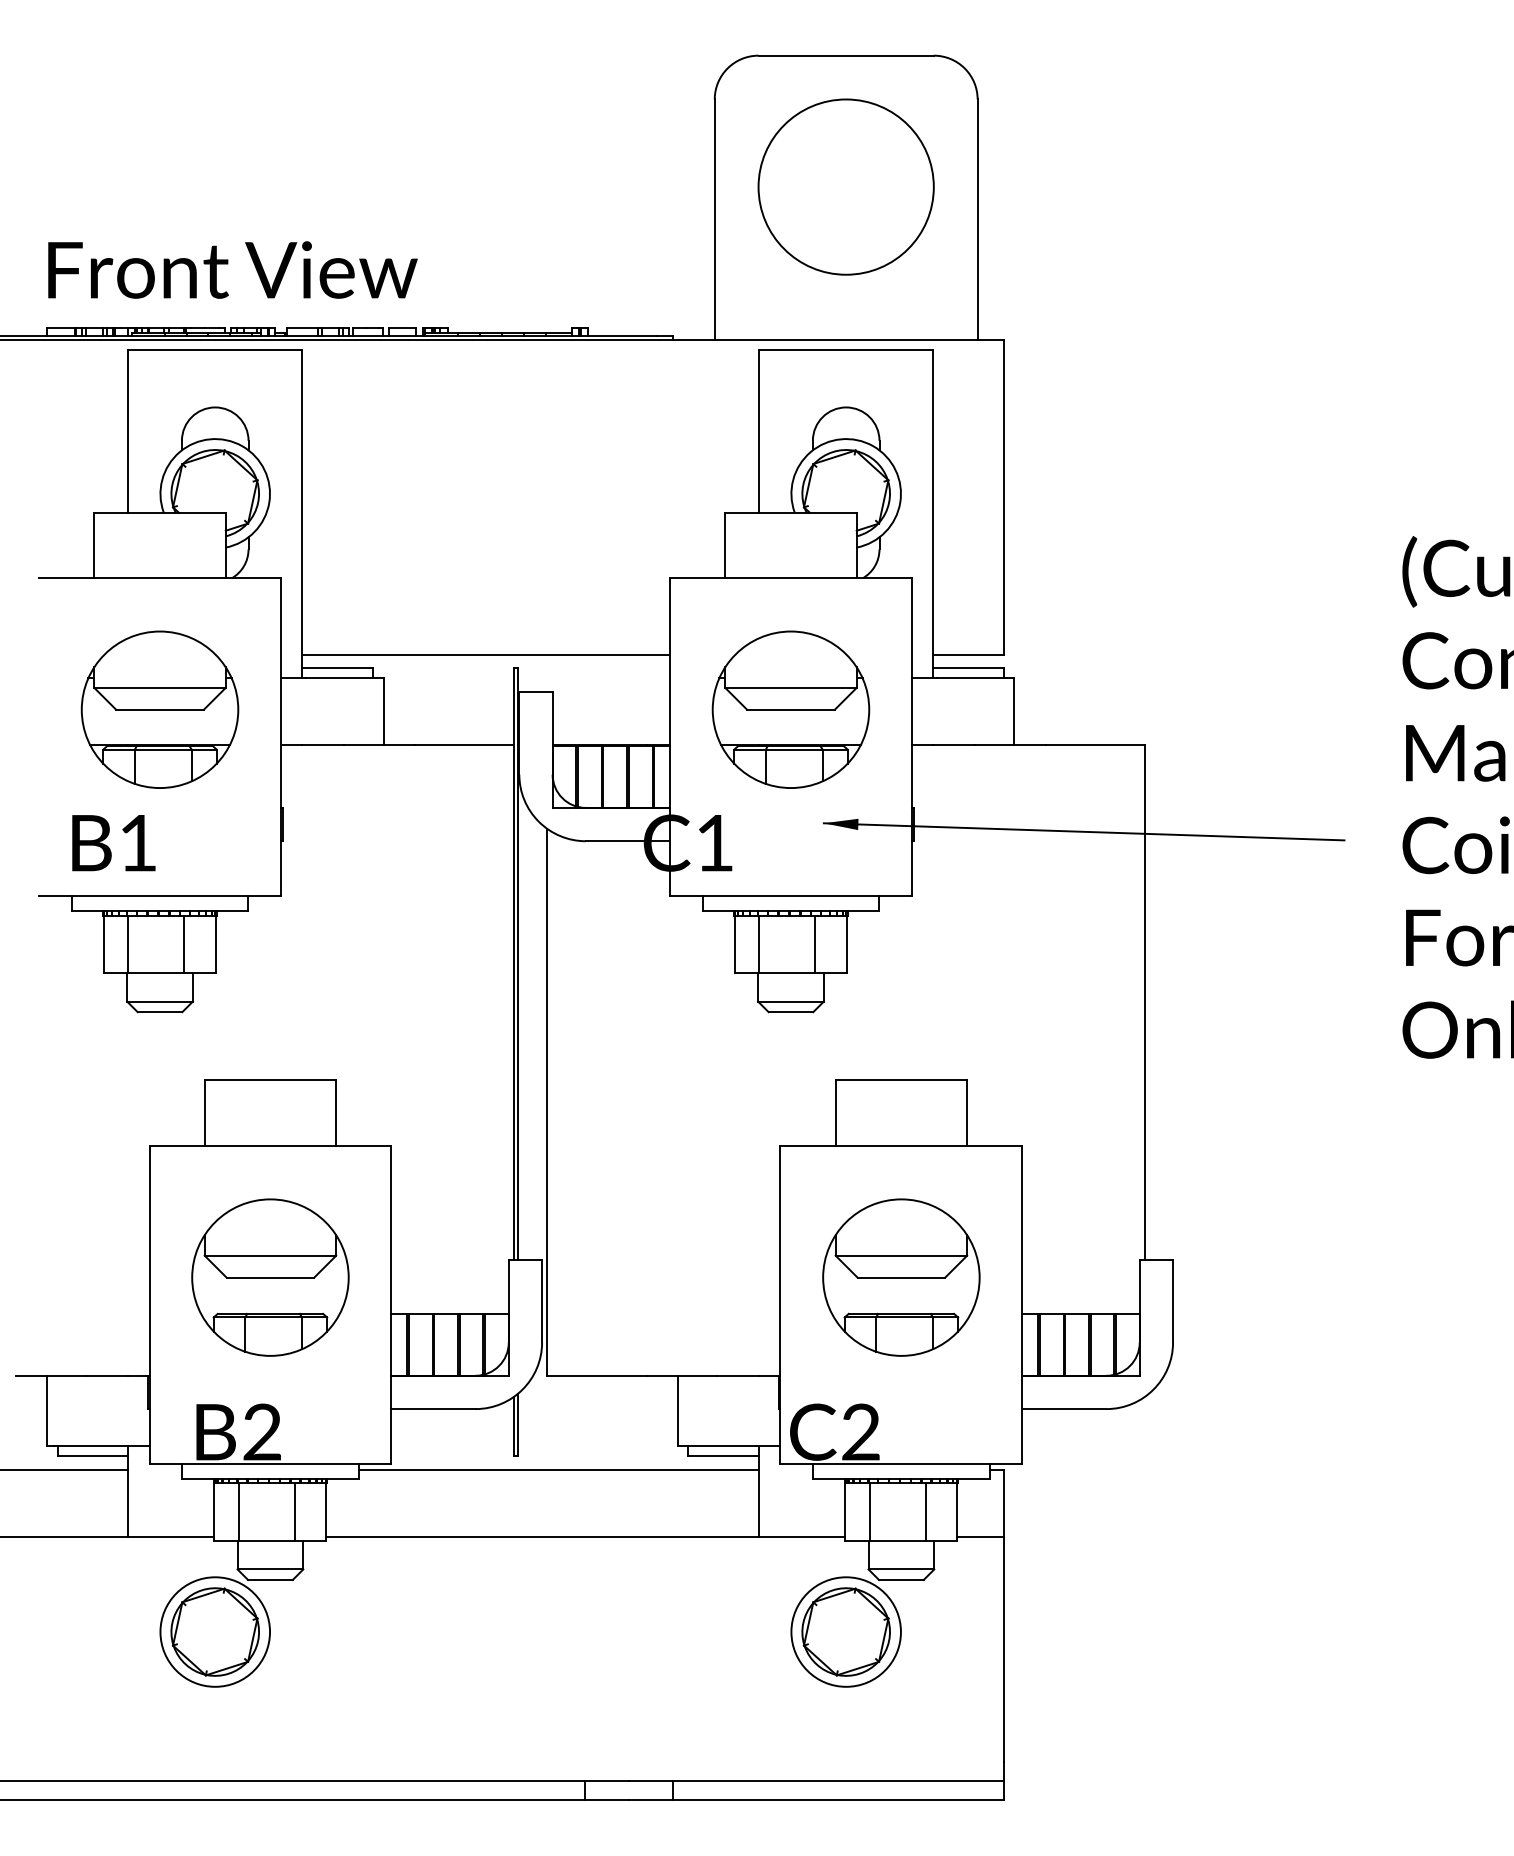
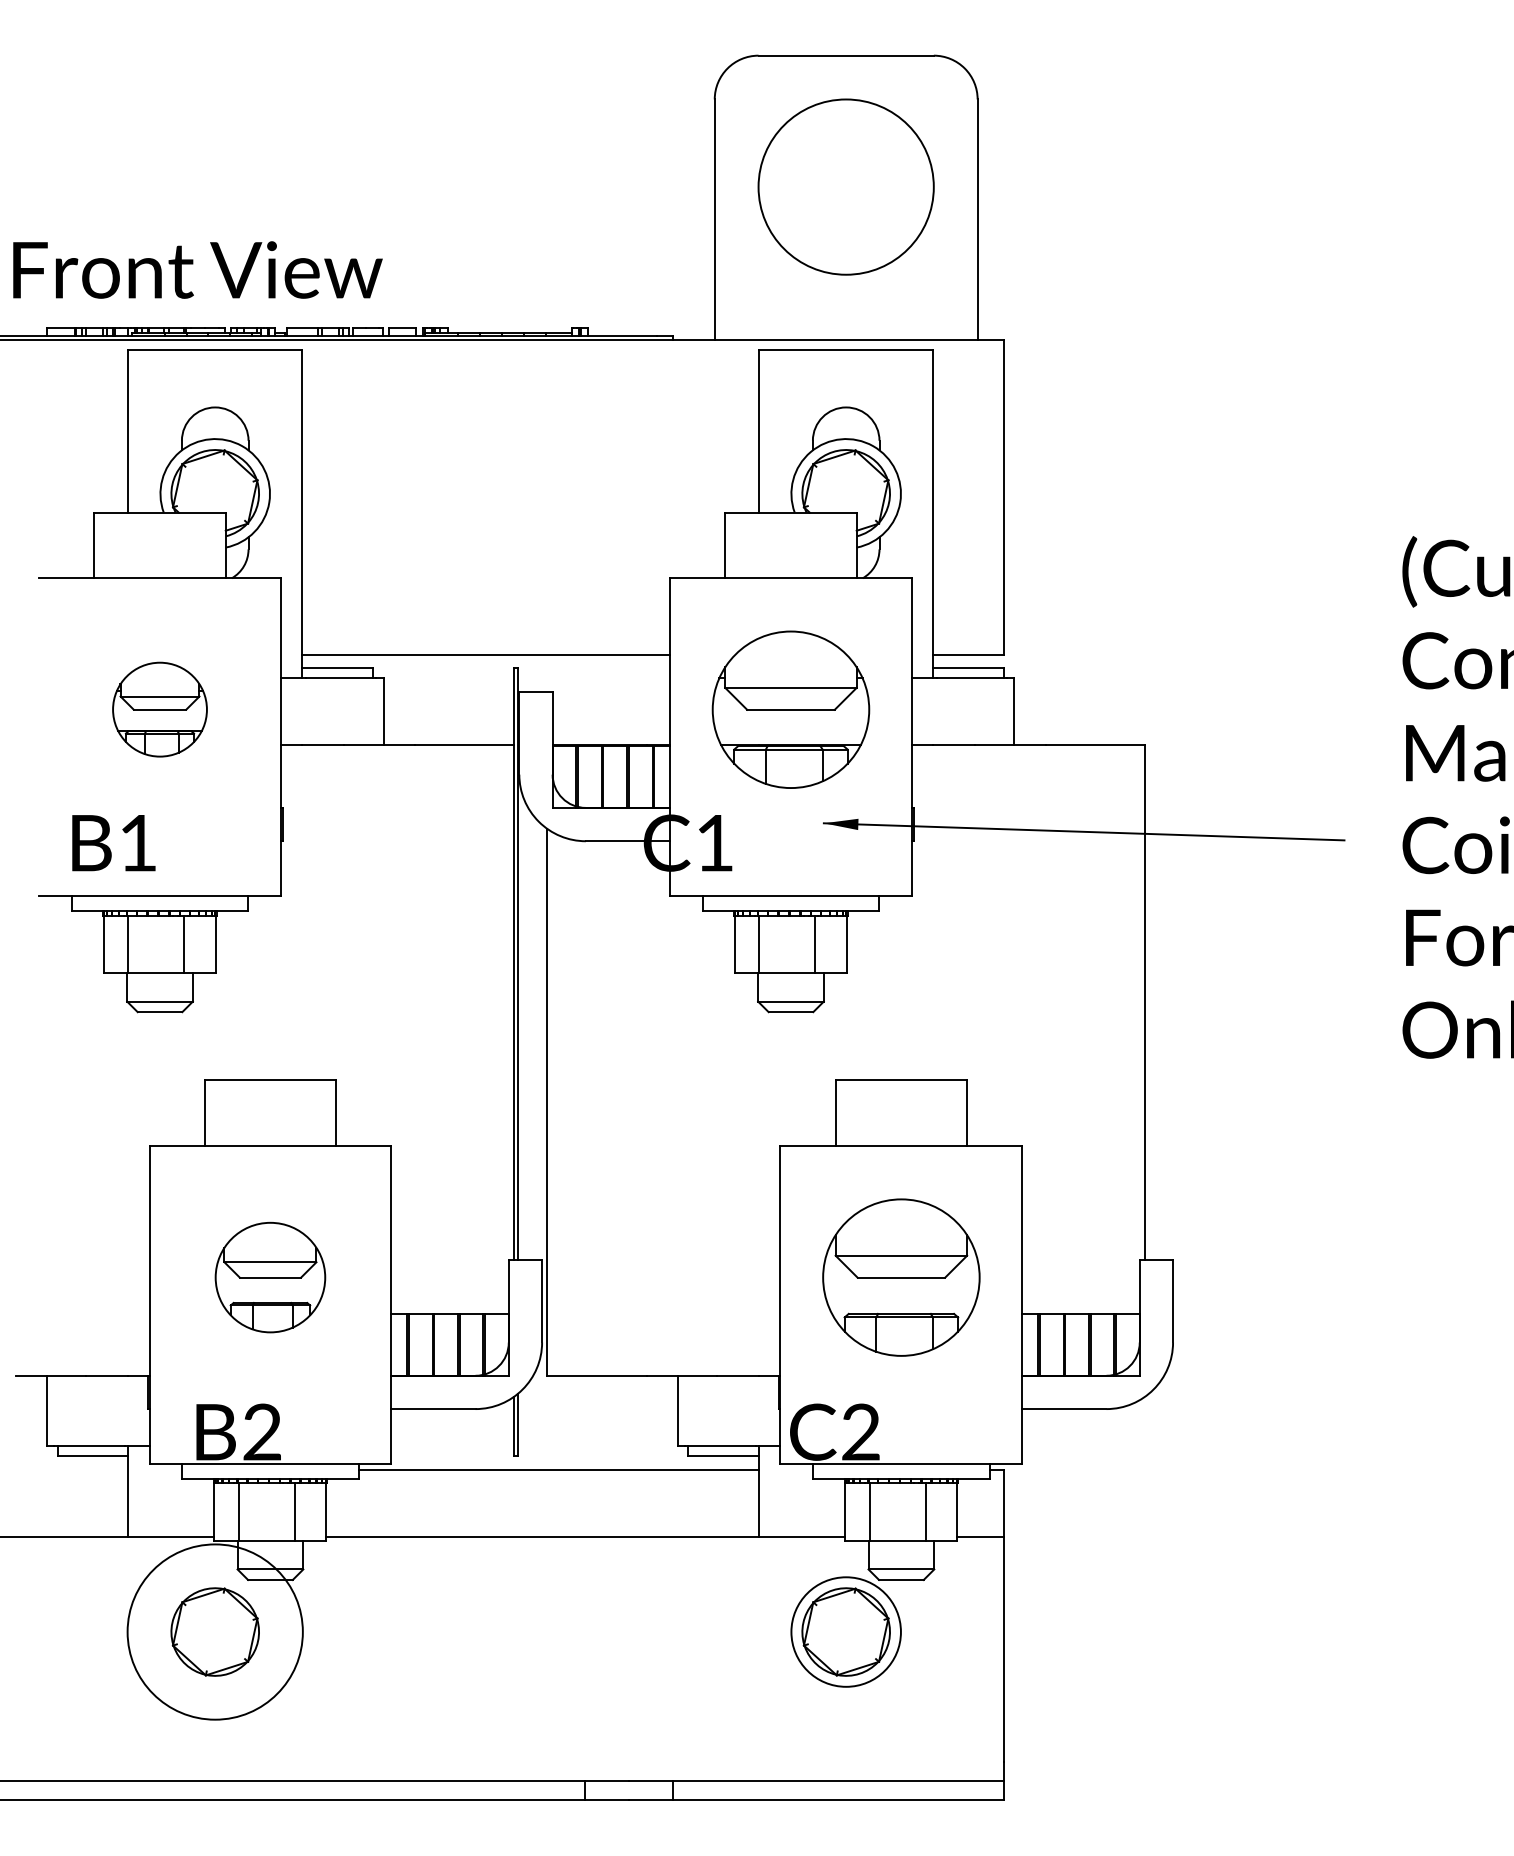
text position: (232, 269) -> (197, 269) (197, 269)
part size: 160x159 px -> 96x97 px (159, 709)
part size: 159x159 px -> 113x113 px (270, 1277)
line: present -> none (65, 1470)
circle diameter: 110 px -> 175 px (214, 1631)
